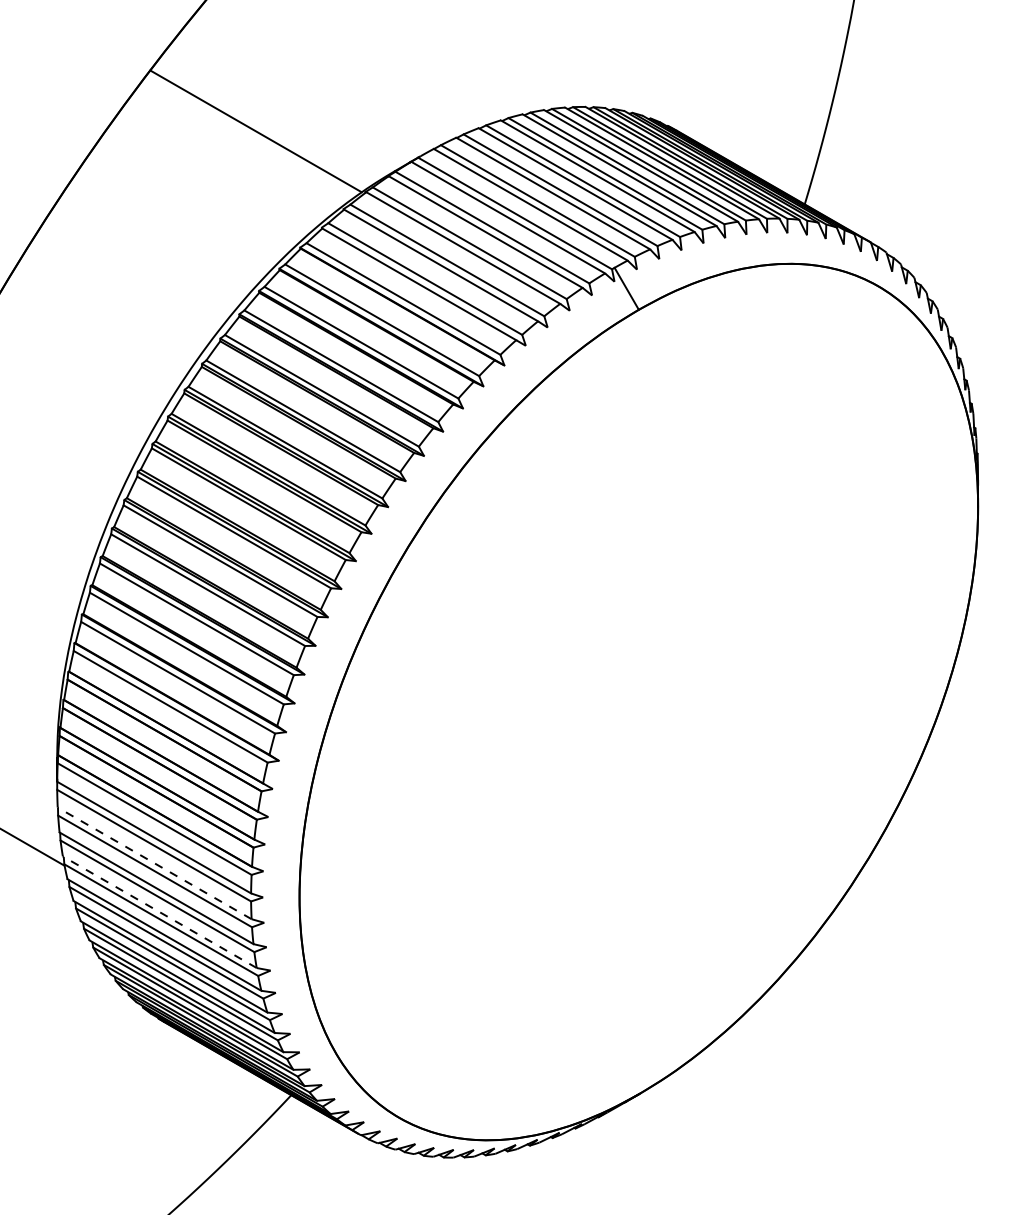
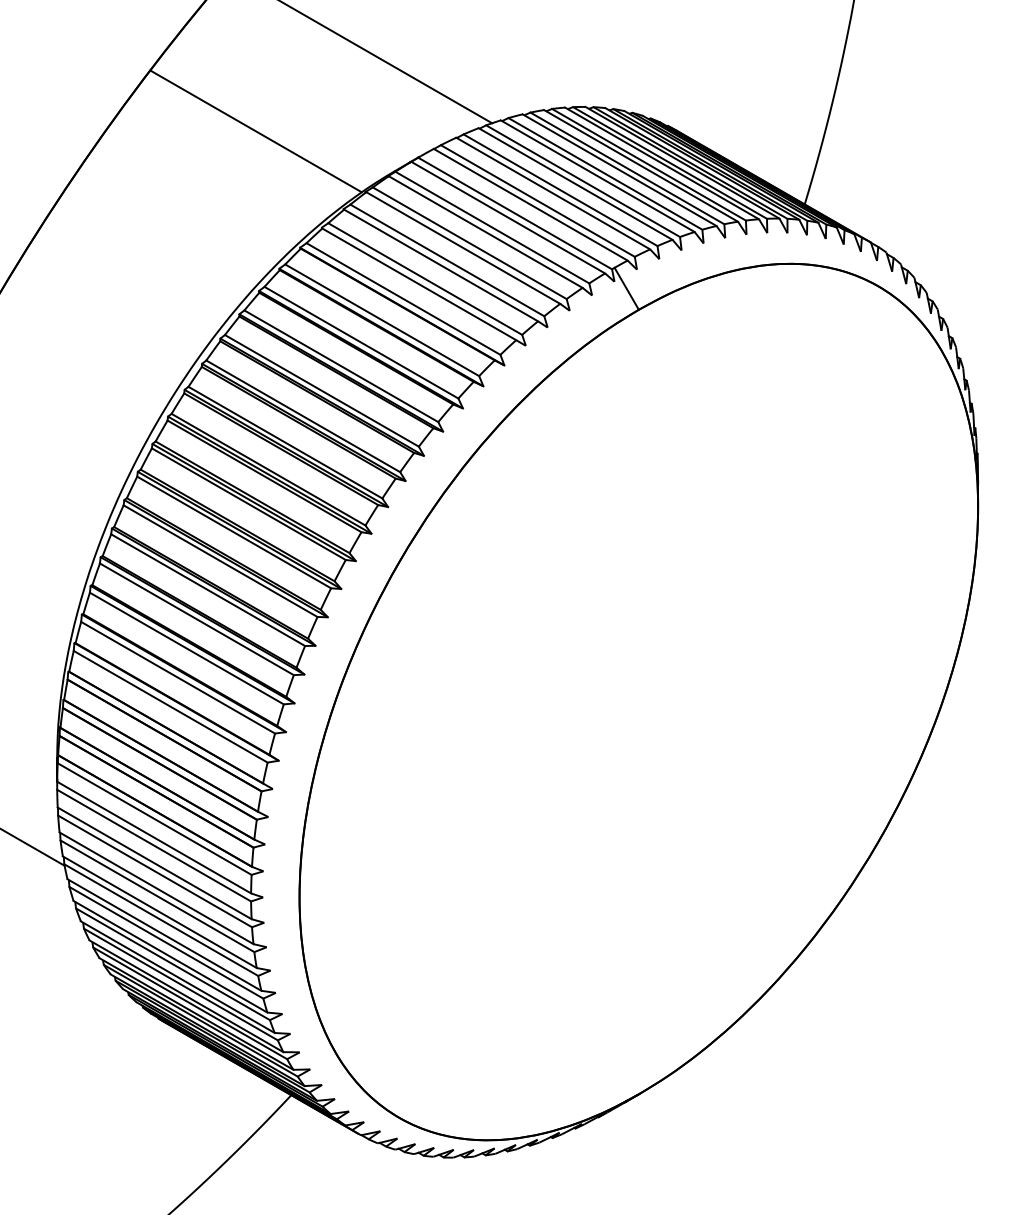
line: none -> present (387, 62)
line: dashed -> solid (154, 863)
line: dashed -> solid (159, 912)
